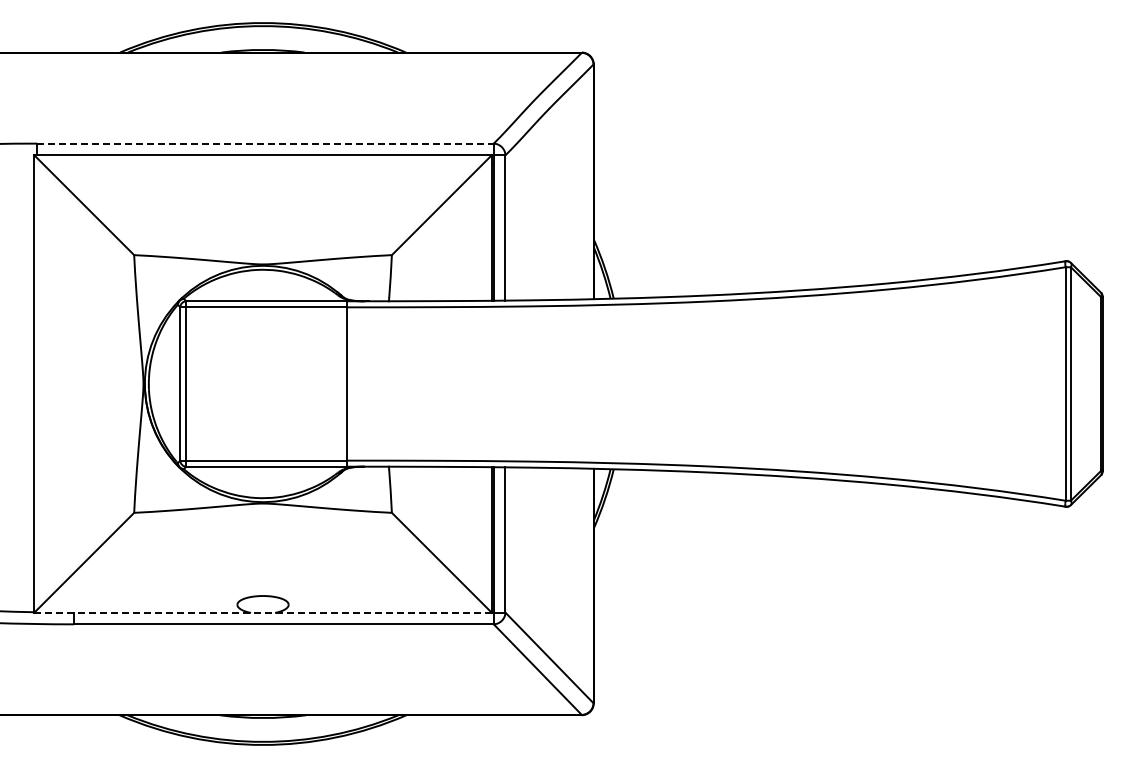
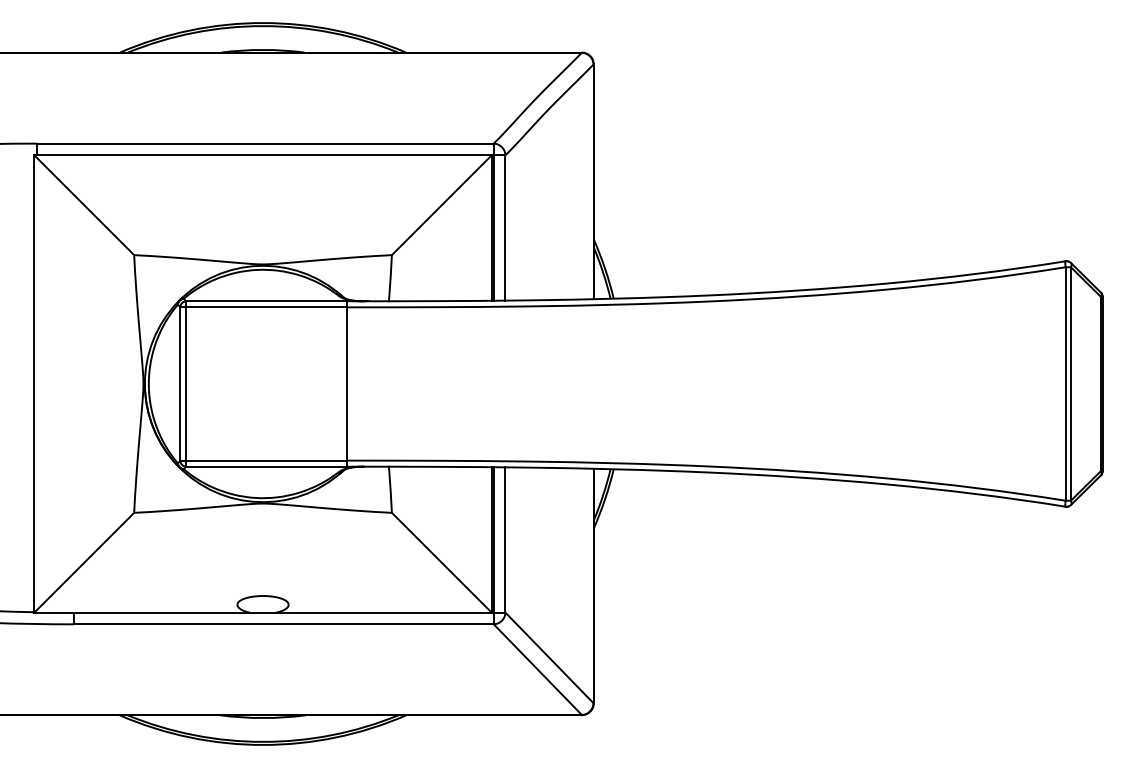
line: dashed -> solid (266, 143)
line: dashed -> solid (263, 612)
